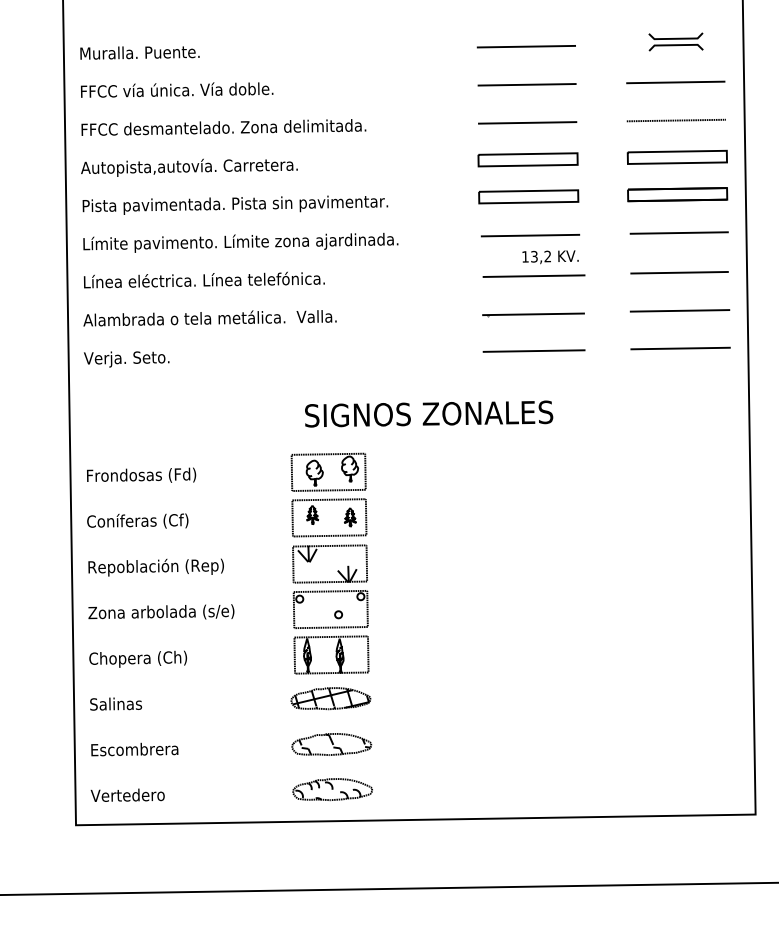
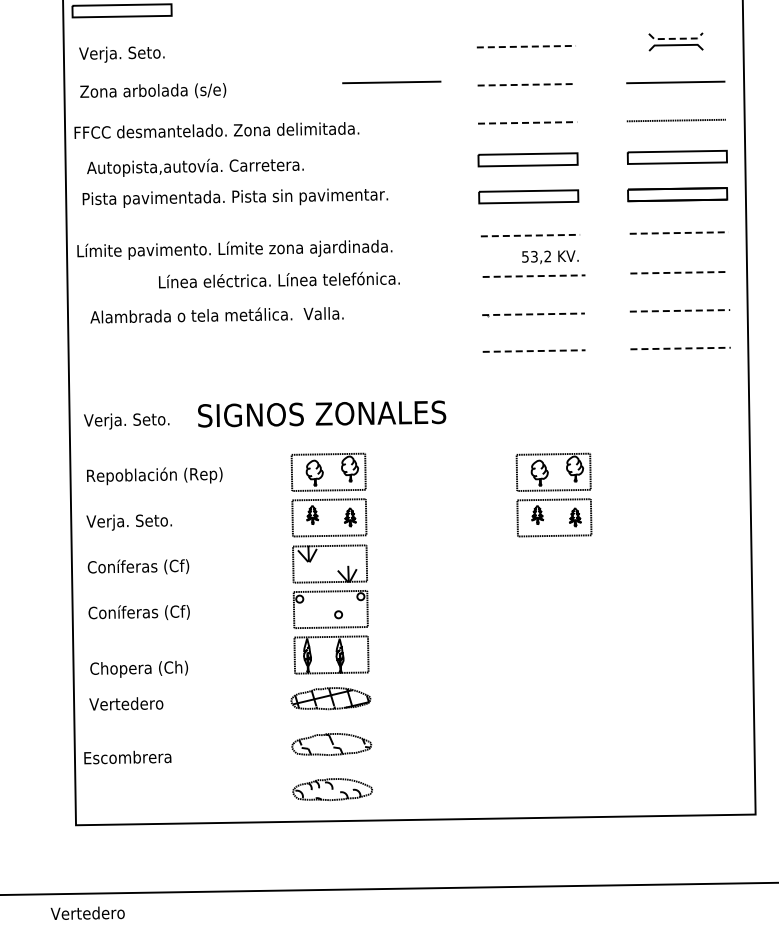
part: none -> present (121, 10)
line: solid -> dashed (676, 38)
line: solid -> dashed (526, 46)
text: Muralla. Puente. -> Verja. Seto. (139, 54)
line: none -> present (391, 82)
line: solid -> dashed (527, 84)
text: FFCC vía única. Vía doble. -> Zona arbolada (s/e) (176, 90)
line: solid -> dashed (527, 122)
text position: (223, 127) -> (216, 130) (216, 130)
text position: (189, 167) -> (195, 167) (195, 167)
text position: (235, 204) -> (235, 197) (235, 197)
line: solid -> dashed (679, 233)
line: solid -> dashed (530, 235)
text position: (240, 242) -> (234, 249) (234, 249)
text: 13,2 -> 53,2 (525, 256)
line: solid -> dashed (680, 272)
line: solid -> dashed (534, 276)
text position: (204, 279) -> (279, 279) (279, 279)
line: solid -> dashed (680, 310)
line: solid -> dashed (534, 314)
text position: (209, 318) -> (216, 315) (216, 315)
line: solid -> dashed (681, 348)
line: solid -> dashed (534, 351)
text position: (126, 359) -> (126, 421) (126, 421)
text position: (429, 413) -> (322, 413) (322, 413)
text: Frondosas (Fd) -> Repoblación (Rep) (155, 476)
part: none -> present (553, 494)
text: Coníferas (Cf) -> Verja. Seto. (137, 521)
text: Repoblación (Rep) -> Coníferas (Cf) (155, 567)
text: Zona arbolada (s/e) -> Coníferas (Cf) (161, 612)
text position: (137, 658) -> (138, 668) (138, 668)
text: Salinas -> Vertedero (126, 703)
text position: (134, 749) -> (127, 757) (127, 757)
text position: (127, 794) -> (87, 912) (87, 912)
